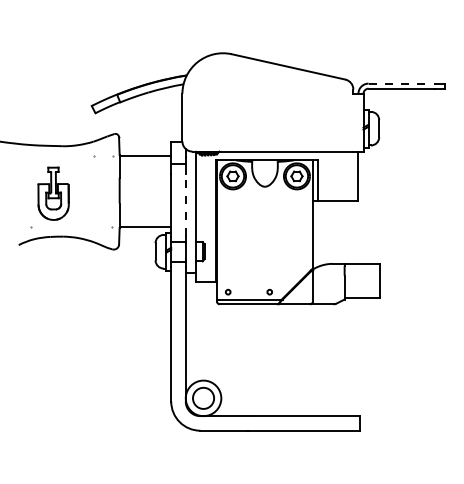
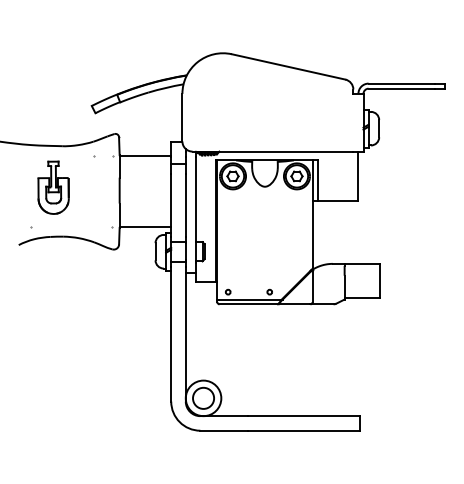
line: dashed -> solid (402, 83)
part position: (53, 193) -> (53, 187) (53, 187)
line: dashed -> solid (185, 204)
